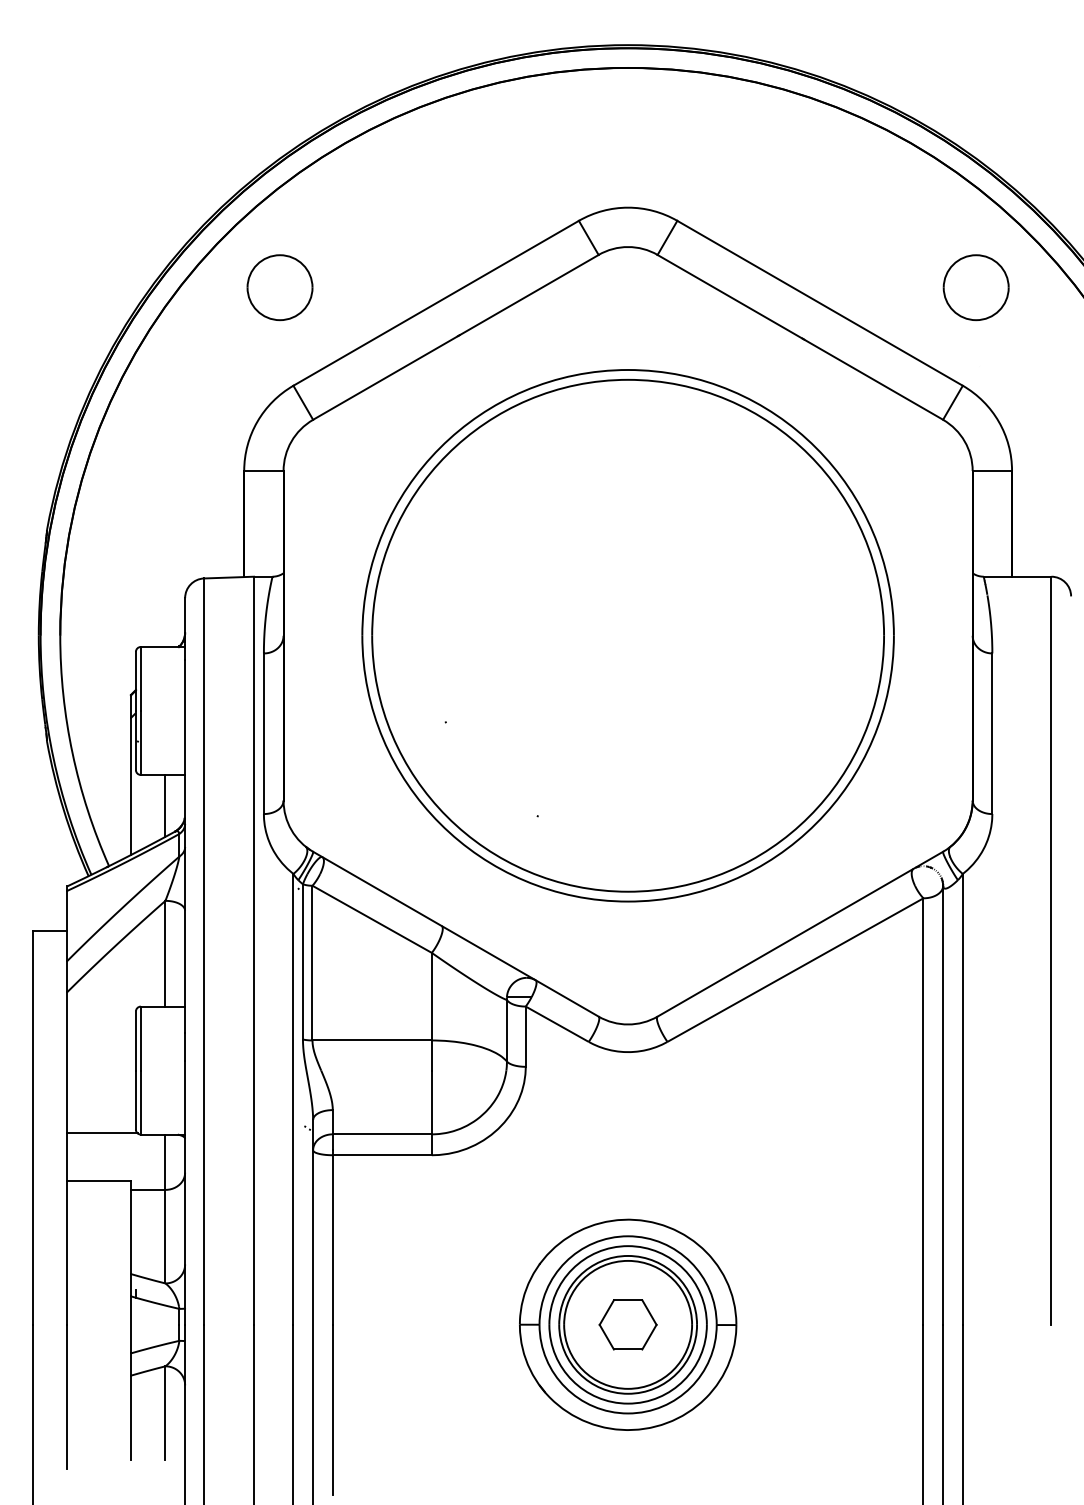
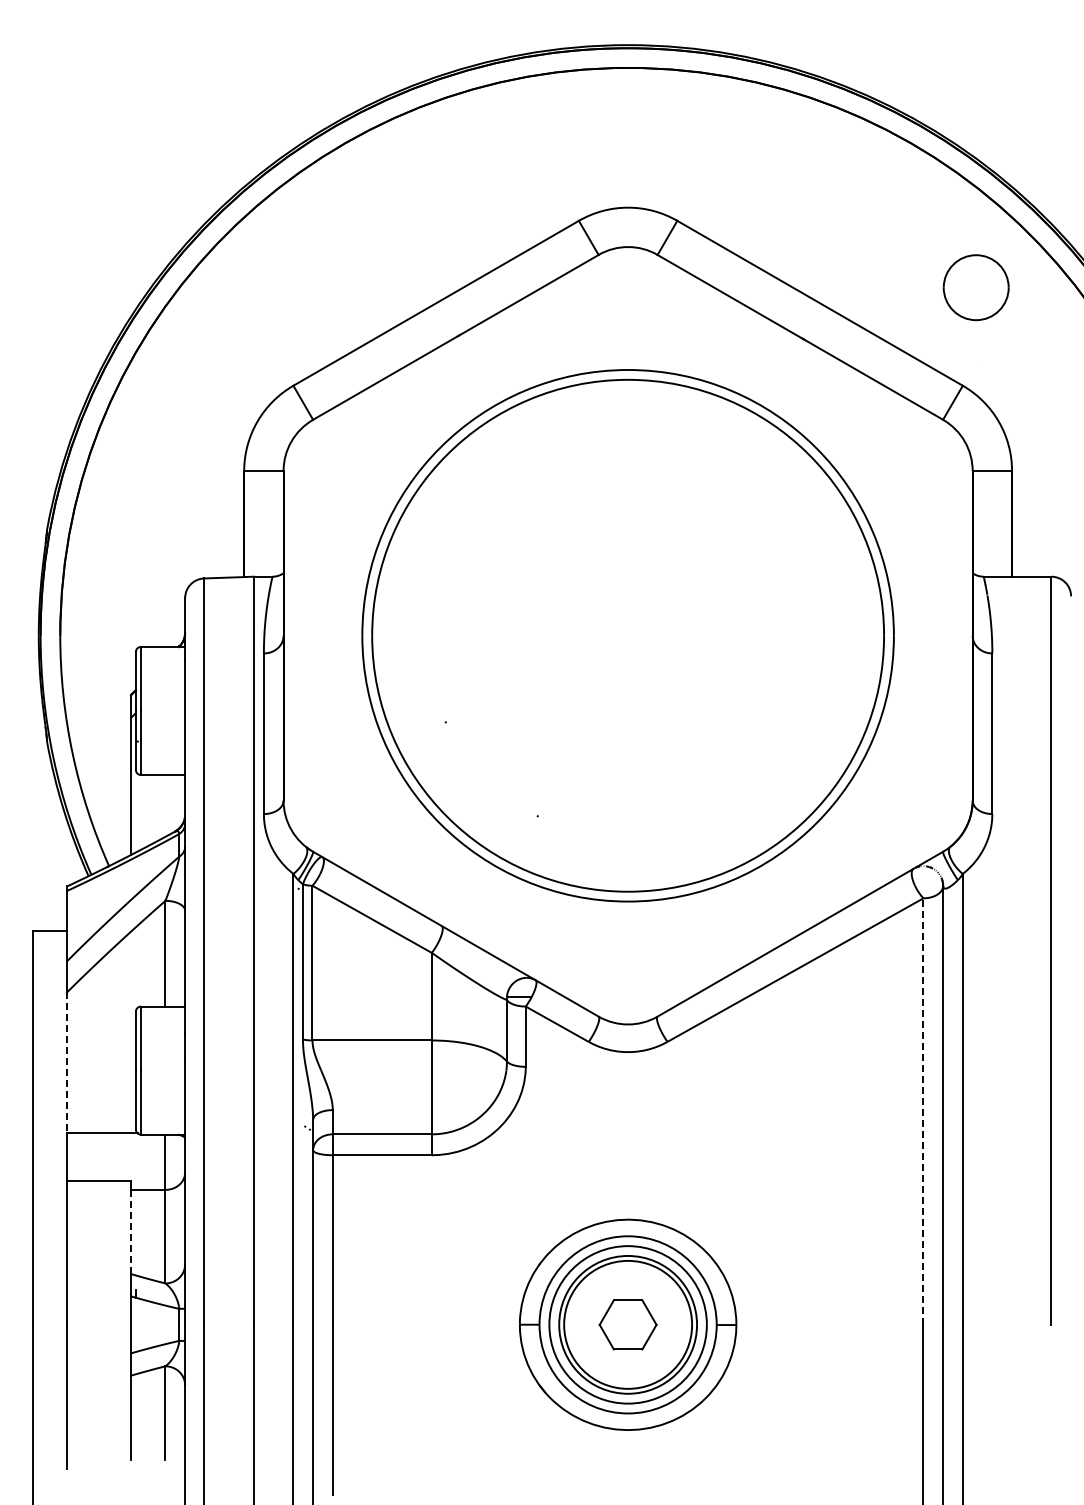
part: present -> none (279, 287)
line: present -> none (165, 805)
line: solid -> dashed (67, 1063)
line: solid -> dashed (923, 1111)
line: solid -> dashed (131, 1232)
